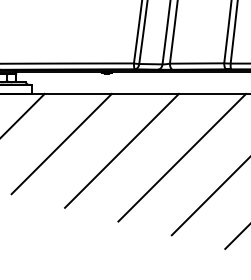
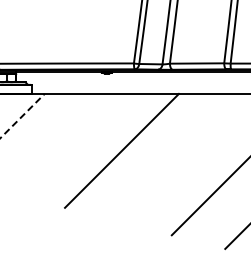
line: solid -> dashed (22, 115)
line: present -> none (61, 143)
line: present -> none (182, 157)
